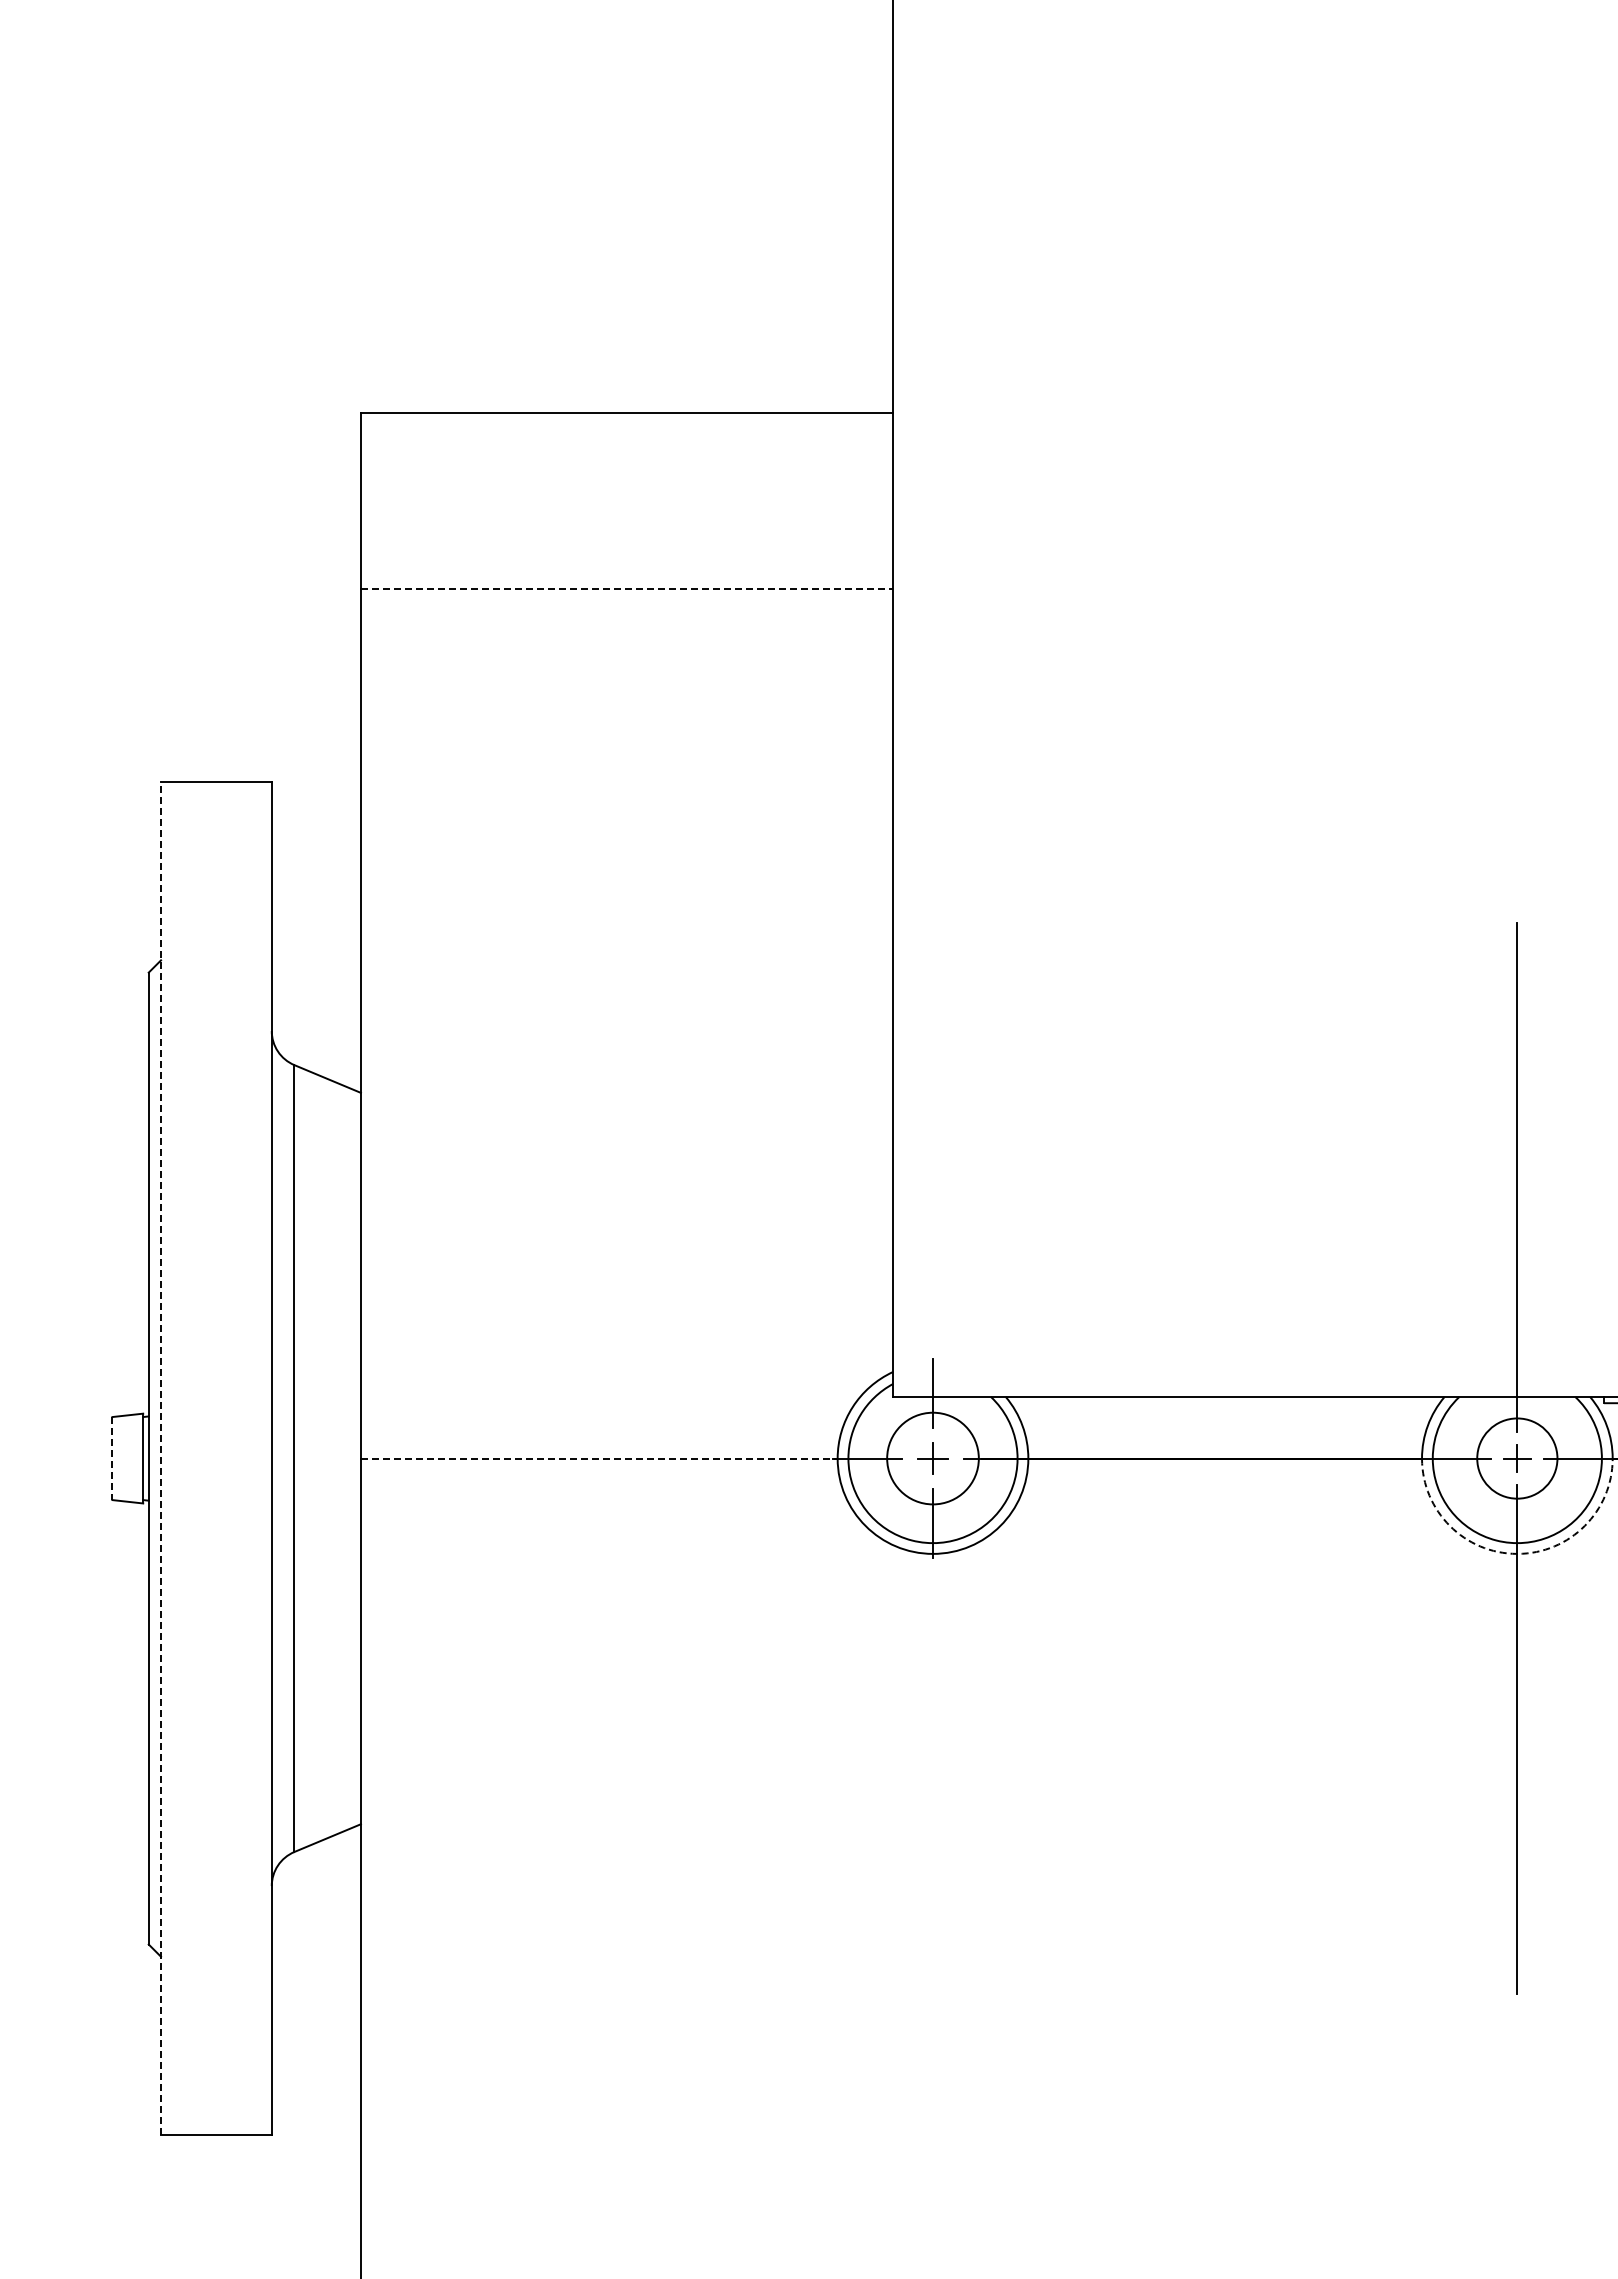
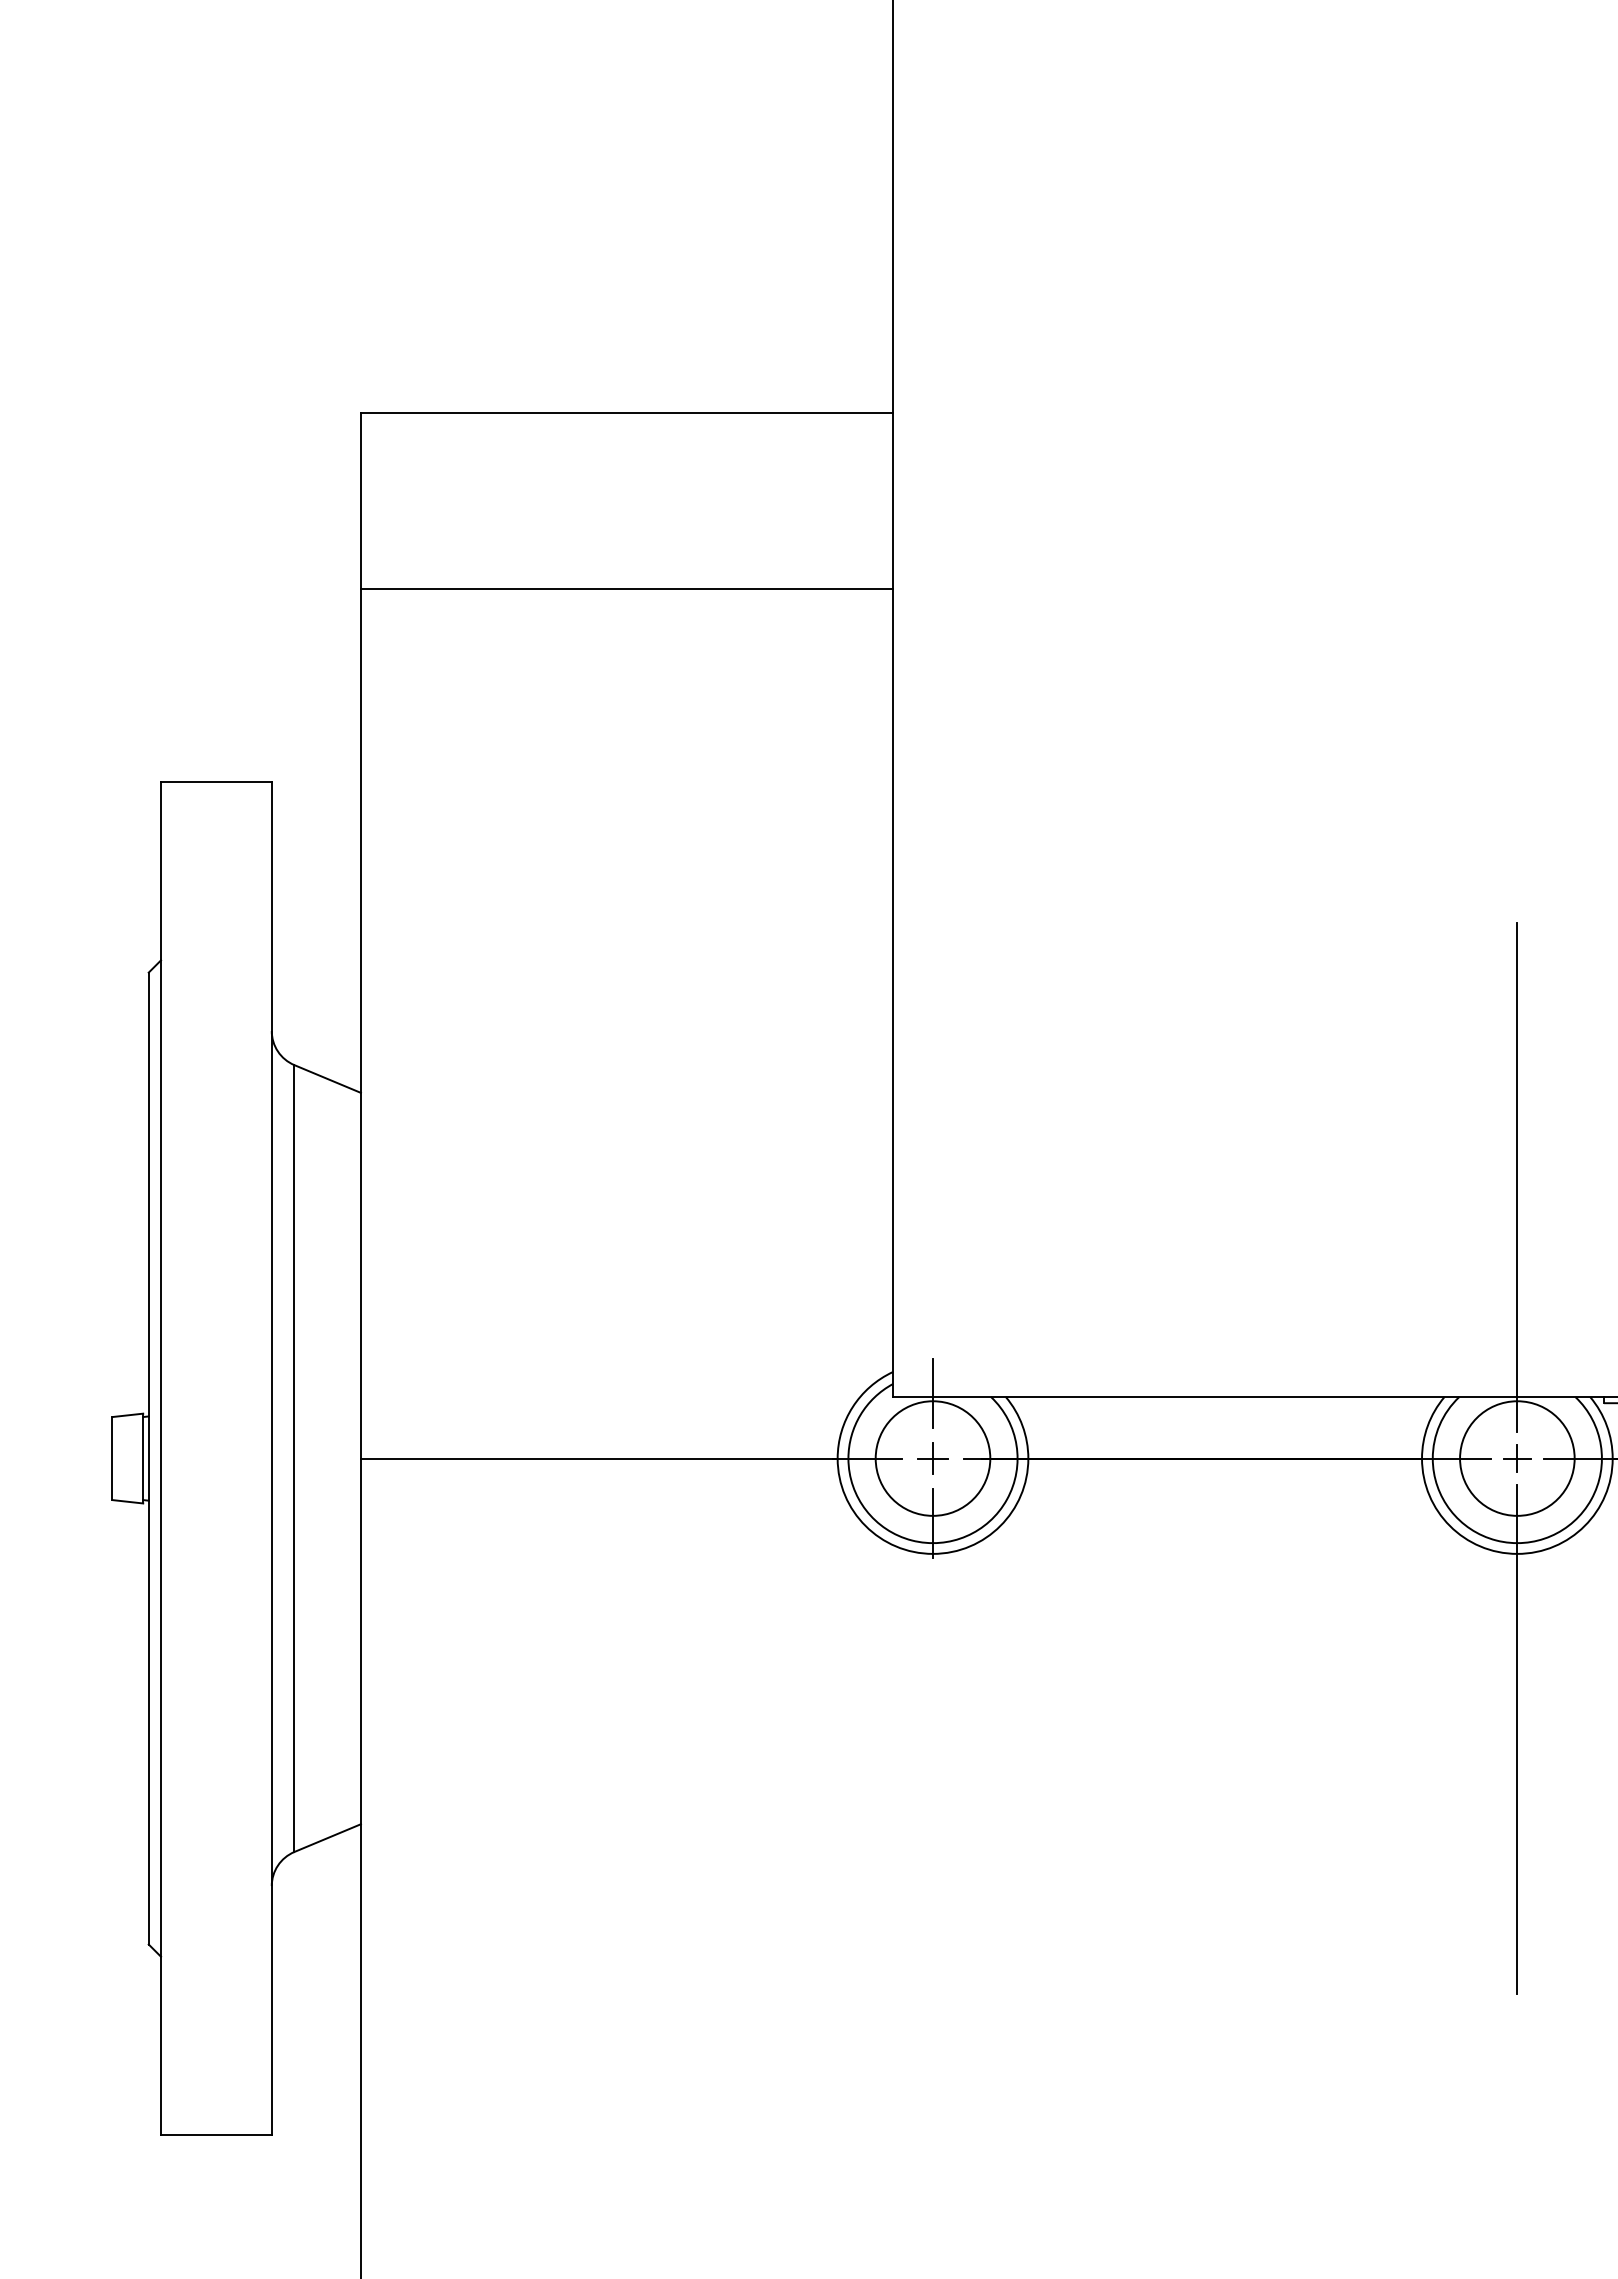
line: dashed -> solid (627, 589)
line: dashed -> solid (112, 1458)
line: dashed -> solid (161, 1458)
line: dashed -> solid (599, 1458)
circle diameter: 92 px -> 115 px (932, 1458)
circle diameter: 80 px -> 115 px (1517, 1458)
arc: dashed -> solid (1517, 1553)
